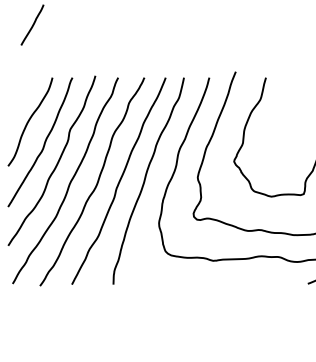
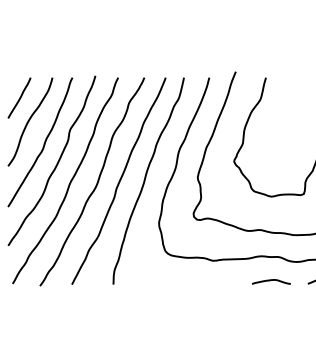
curve position: (32, 24) -> (19, 97) (19, 97)
curve: none -> present (271, 280)
